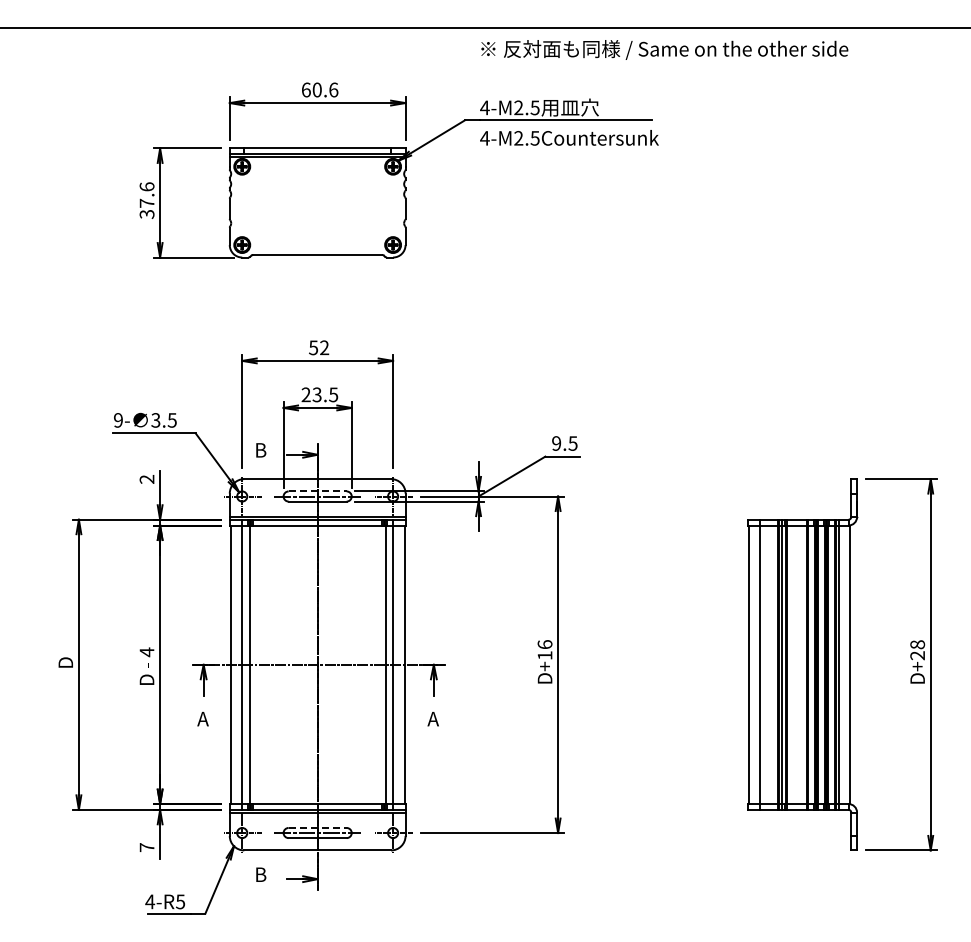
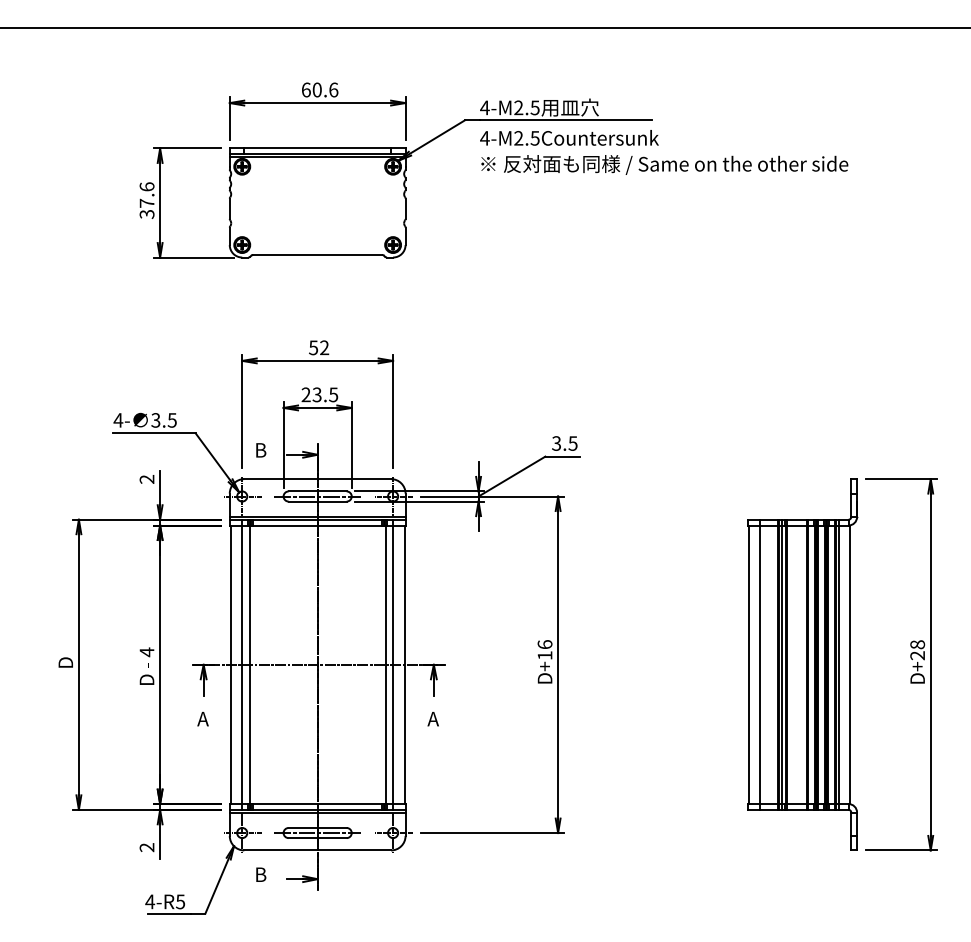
text position: (664, 49) -> (664, 164) (664, 164)
text: 9- -> 4- (118, 420)
text: 9.5 -> 3.5 (556, 443)
line: dashed -> solid (318, 491)
line: dashed -> solid (318, 827)
text: 7 -> 2 (146, 847)
